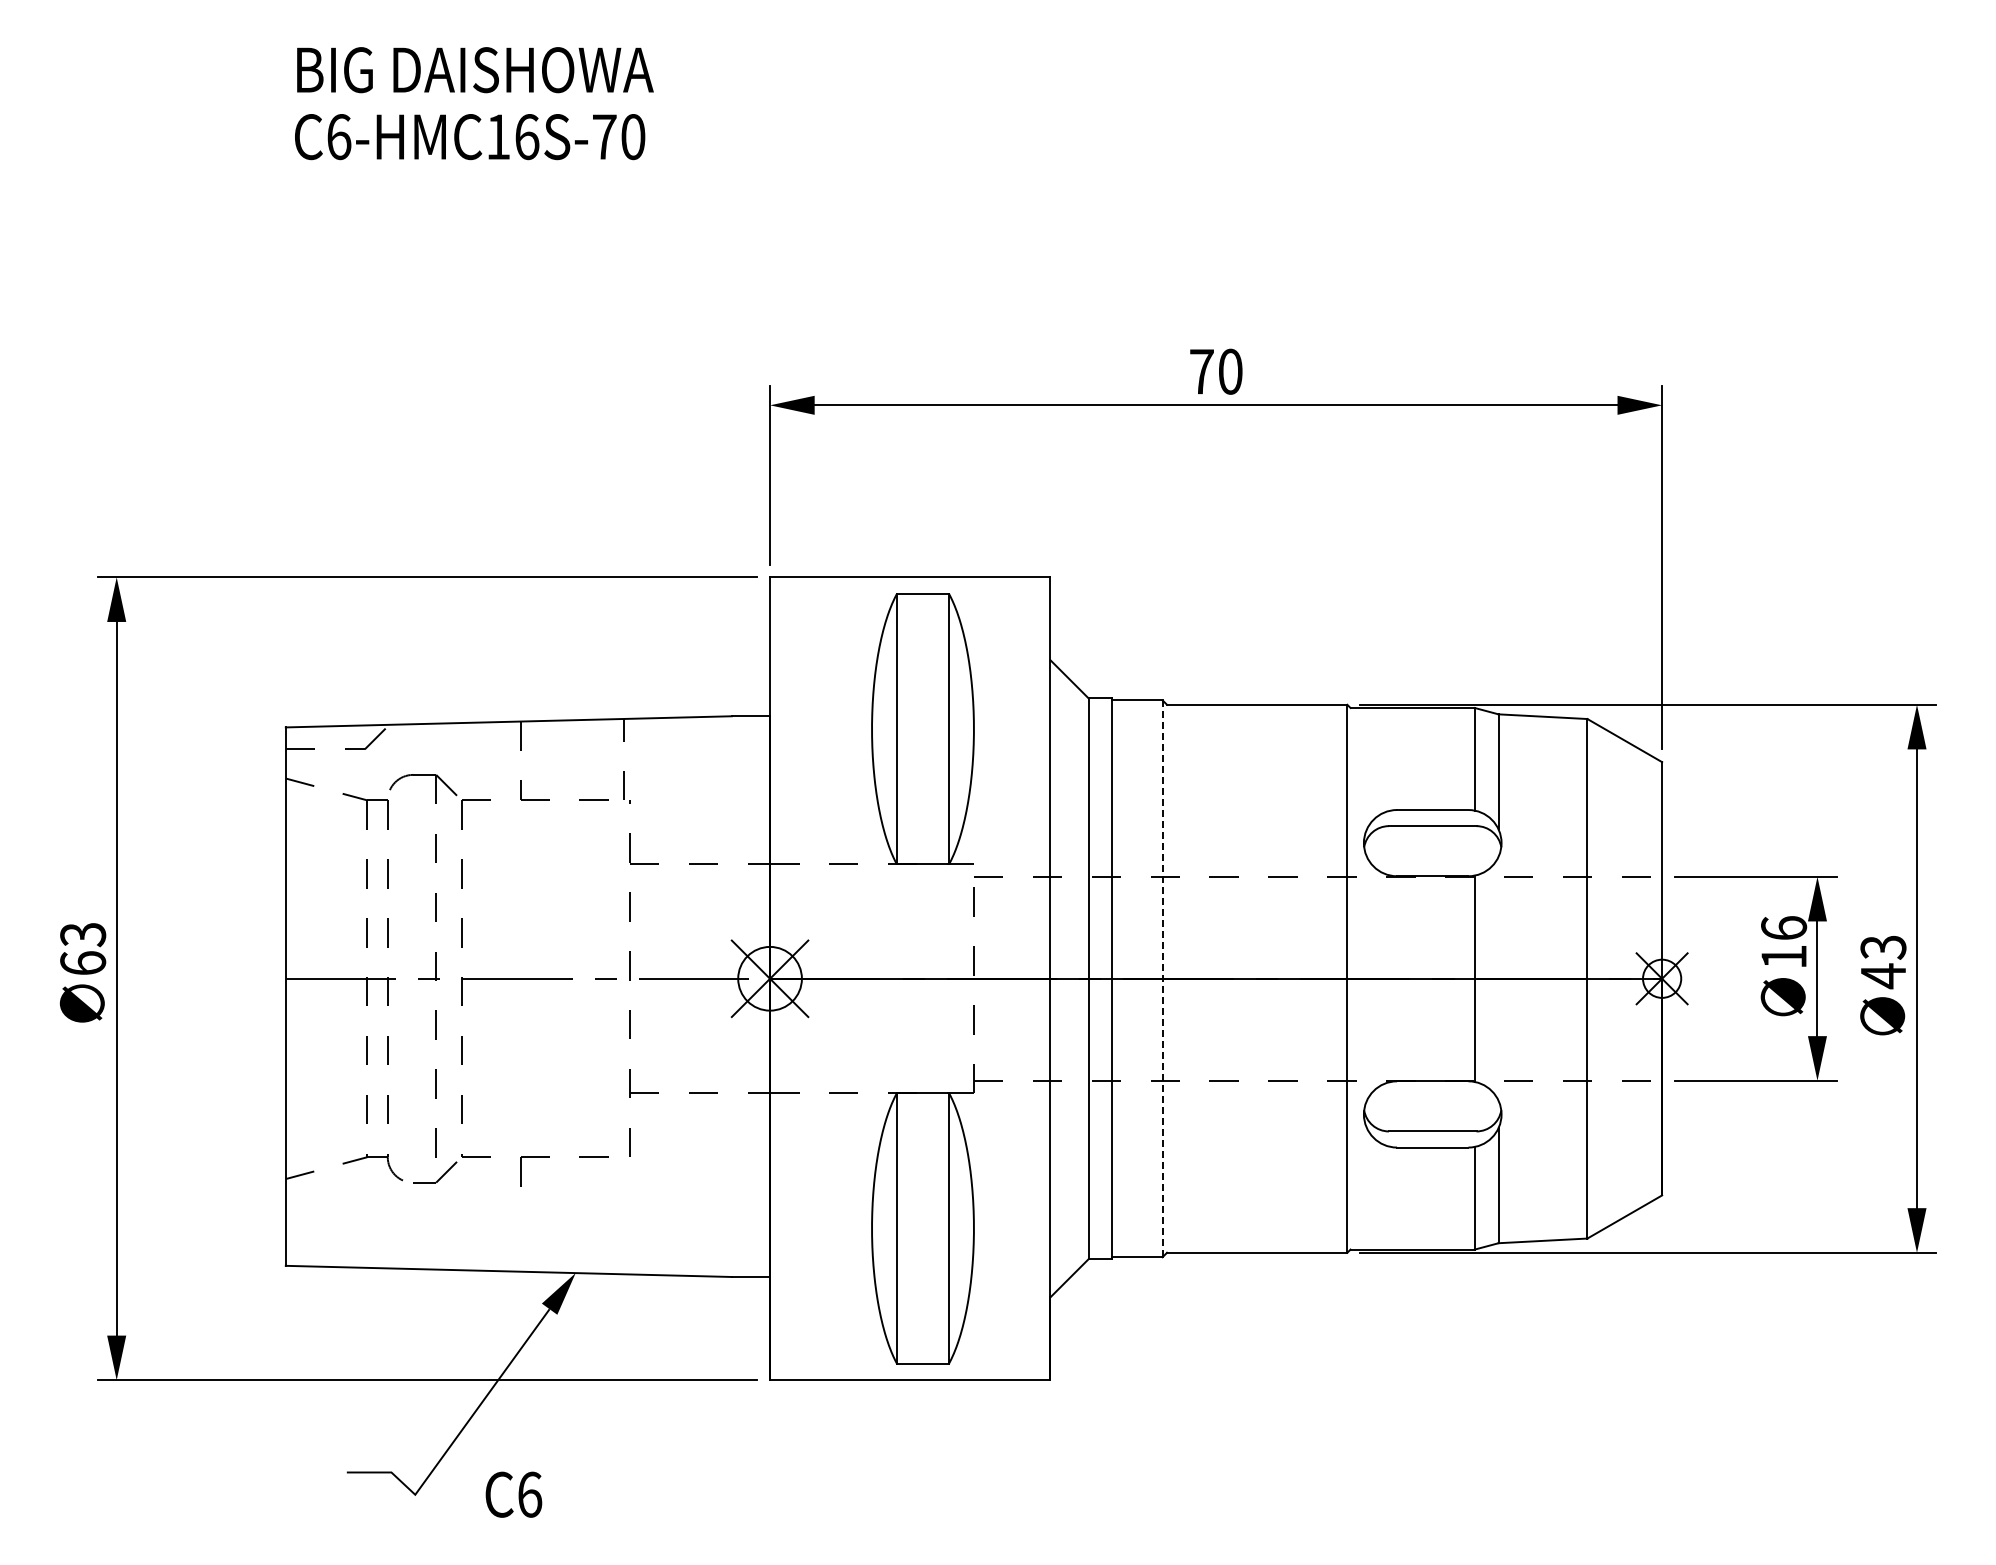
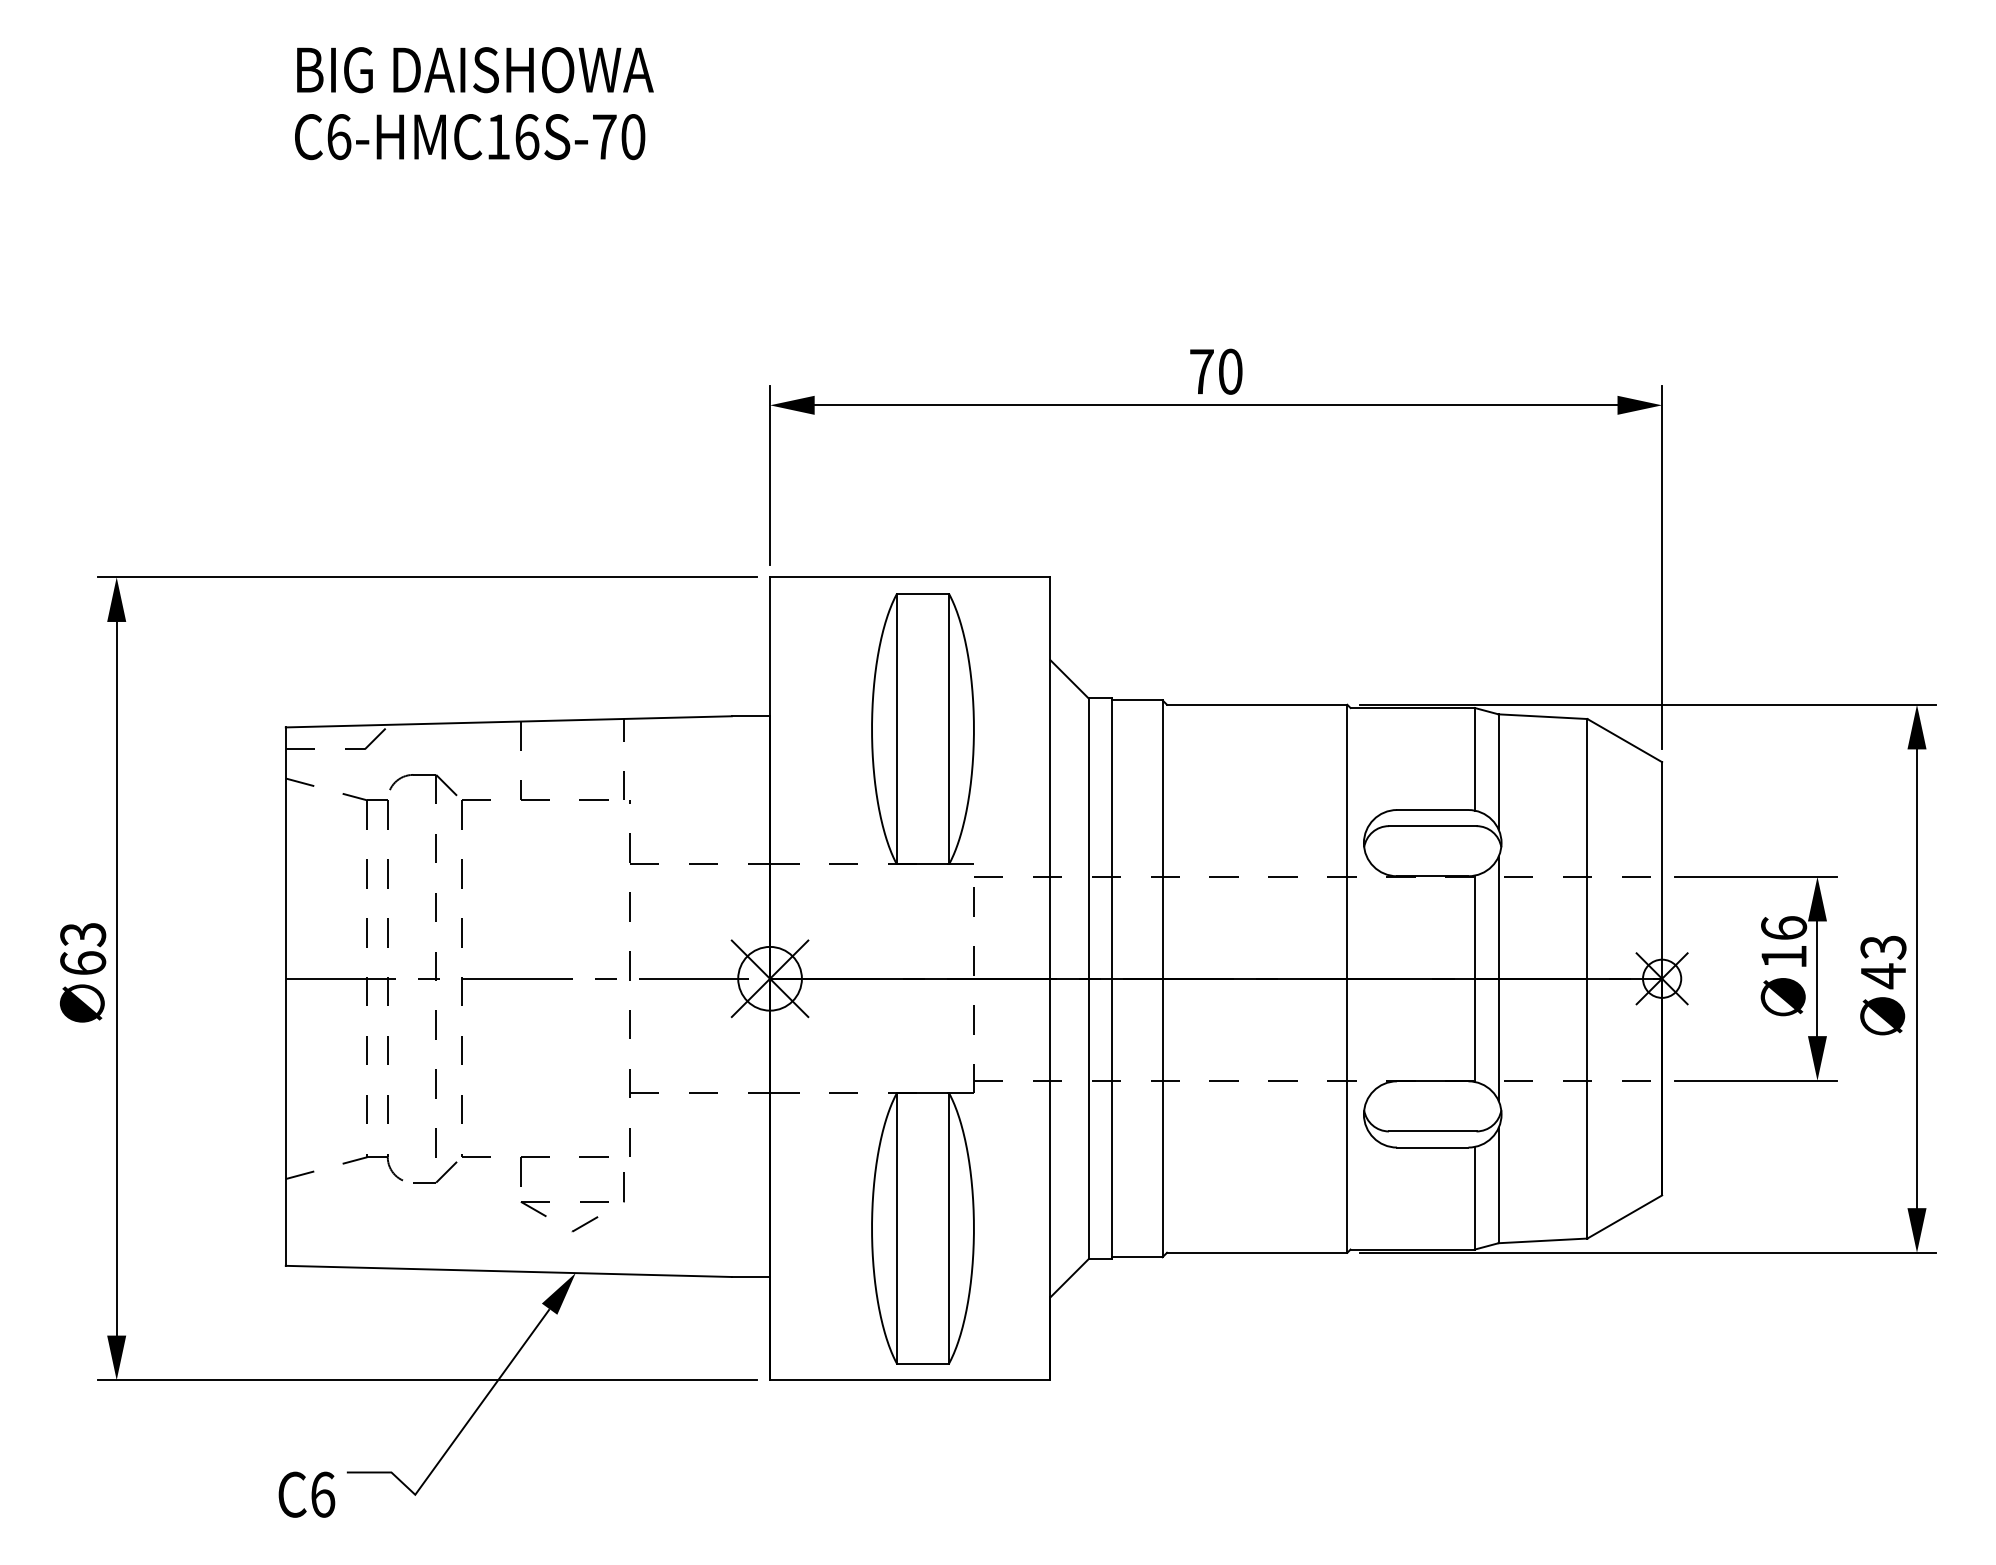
line: dashed -> solid (1162, 978)
line: none -> present (1498, 978)
part: none -> present (580, 1202)
text position: (513, 1494) -> (306, 1494) (306, 1494)
